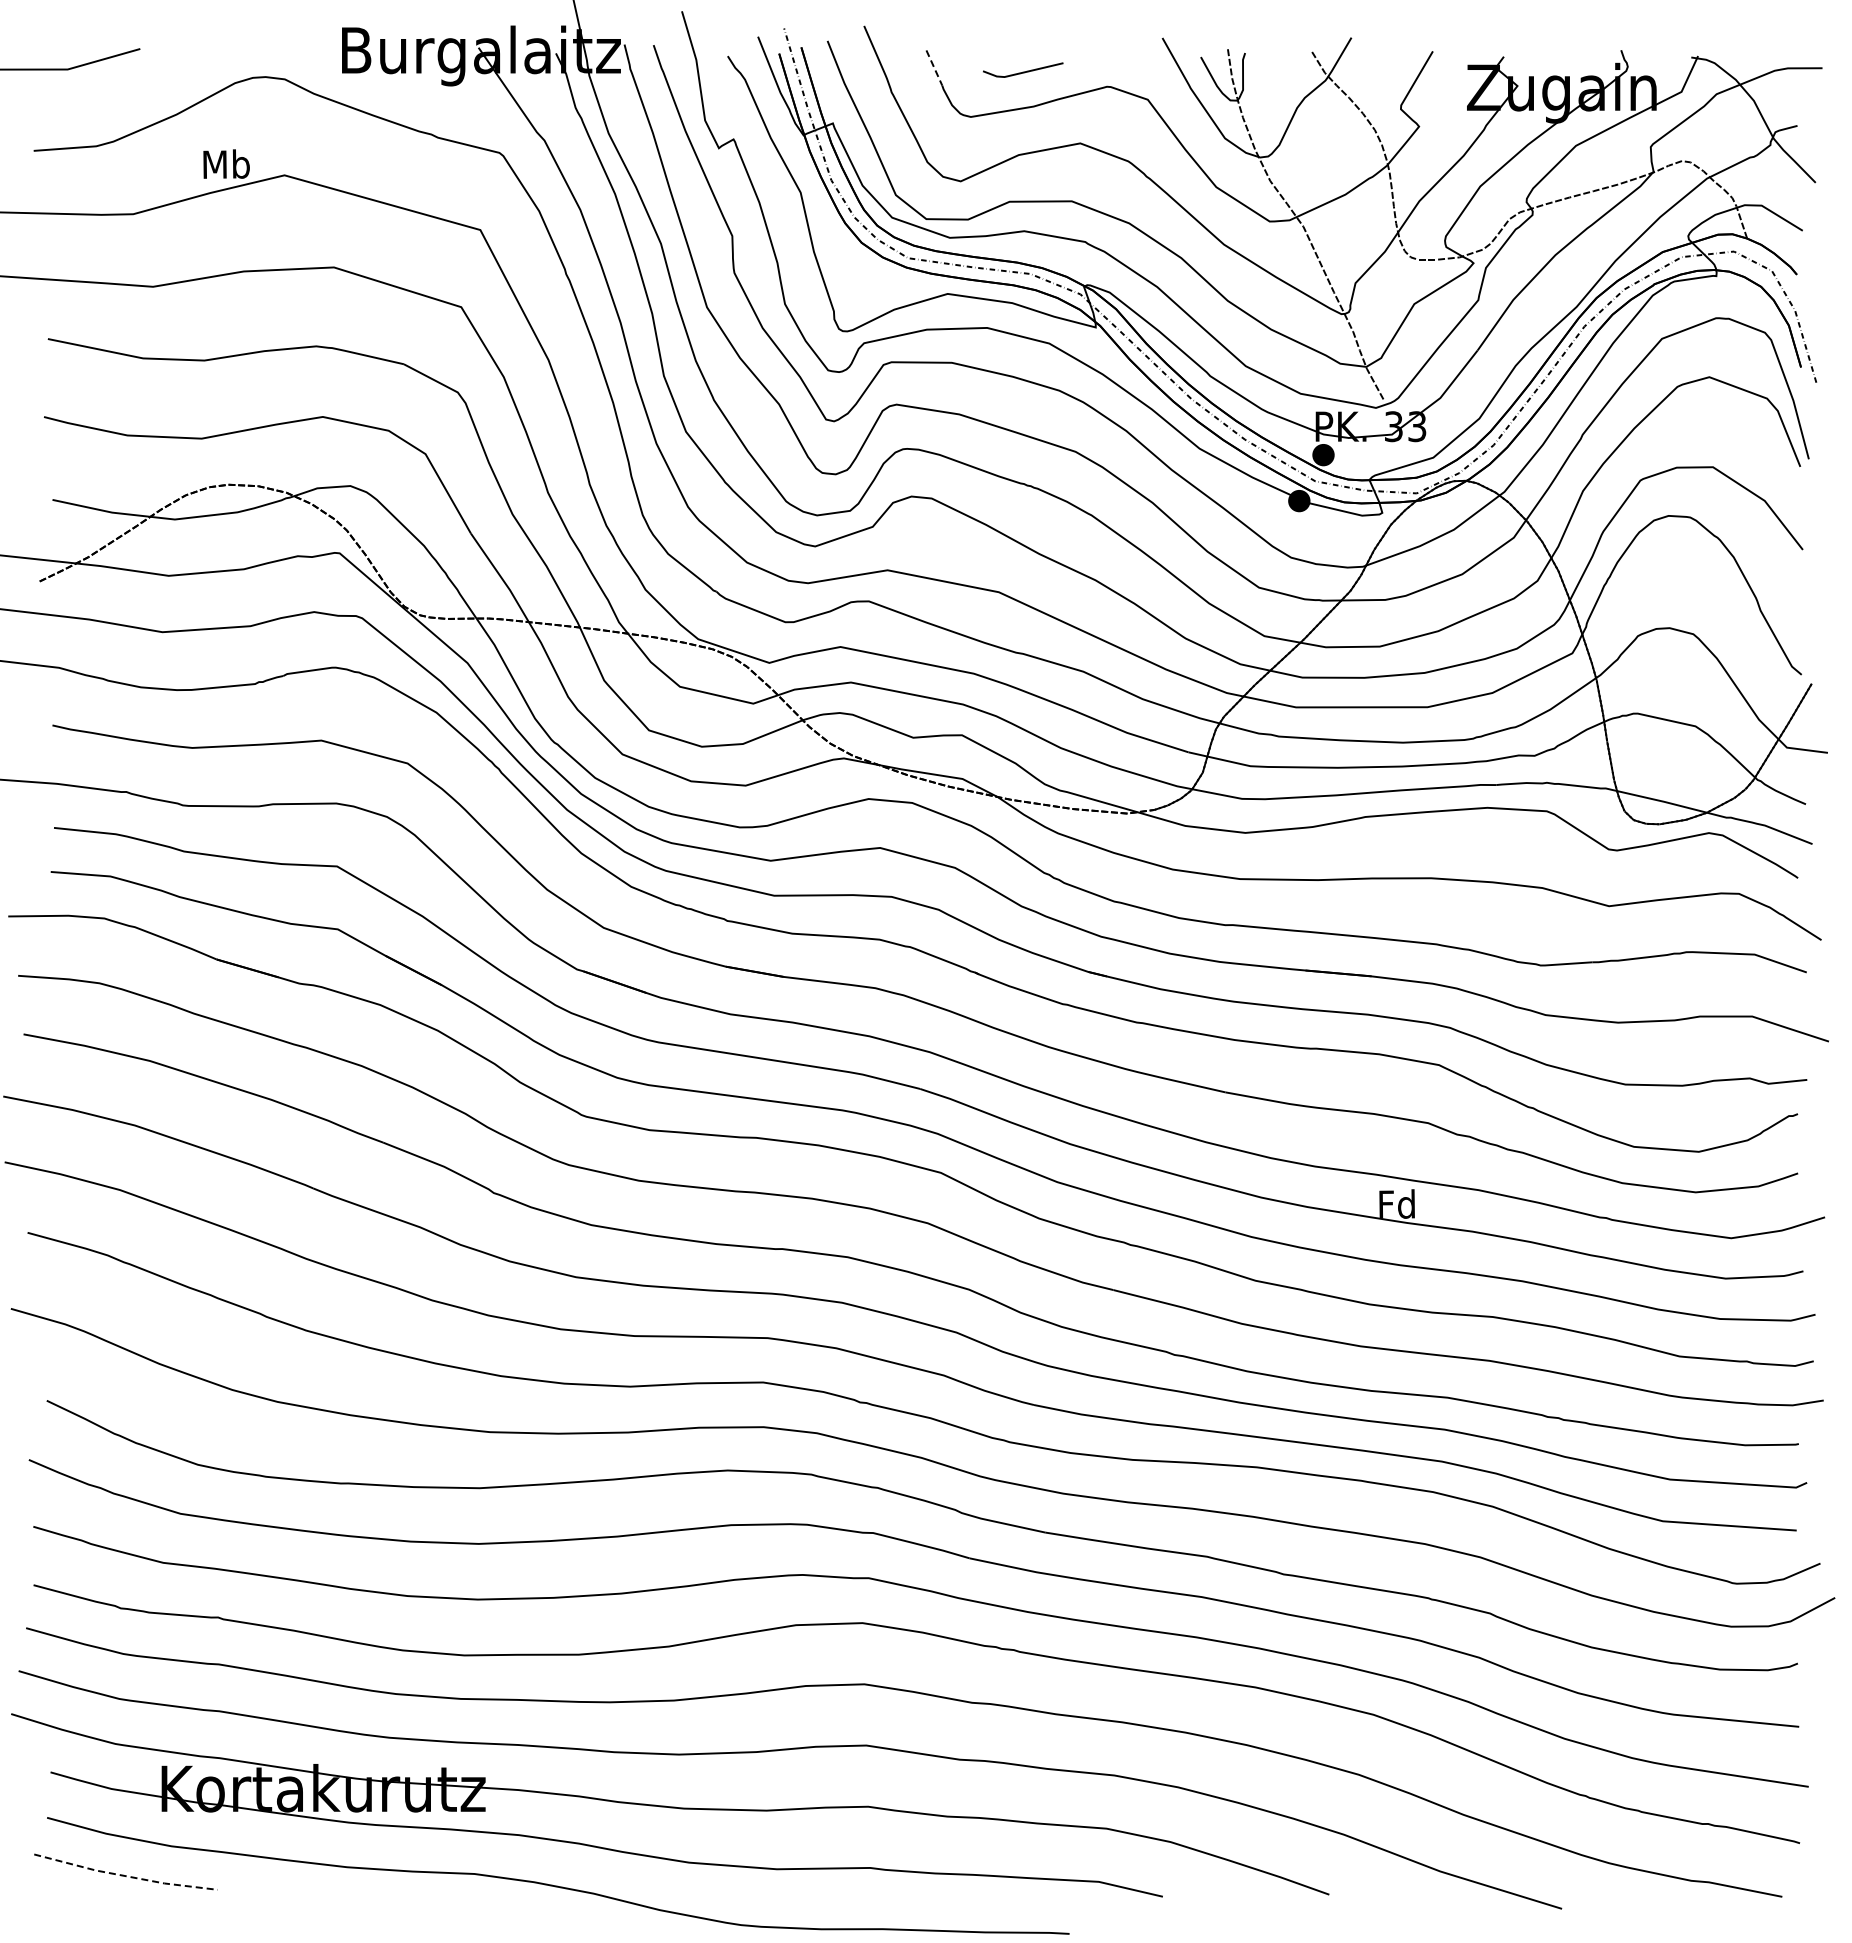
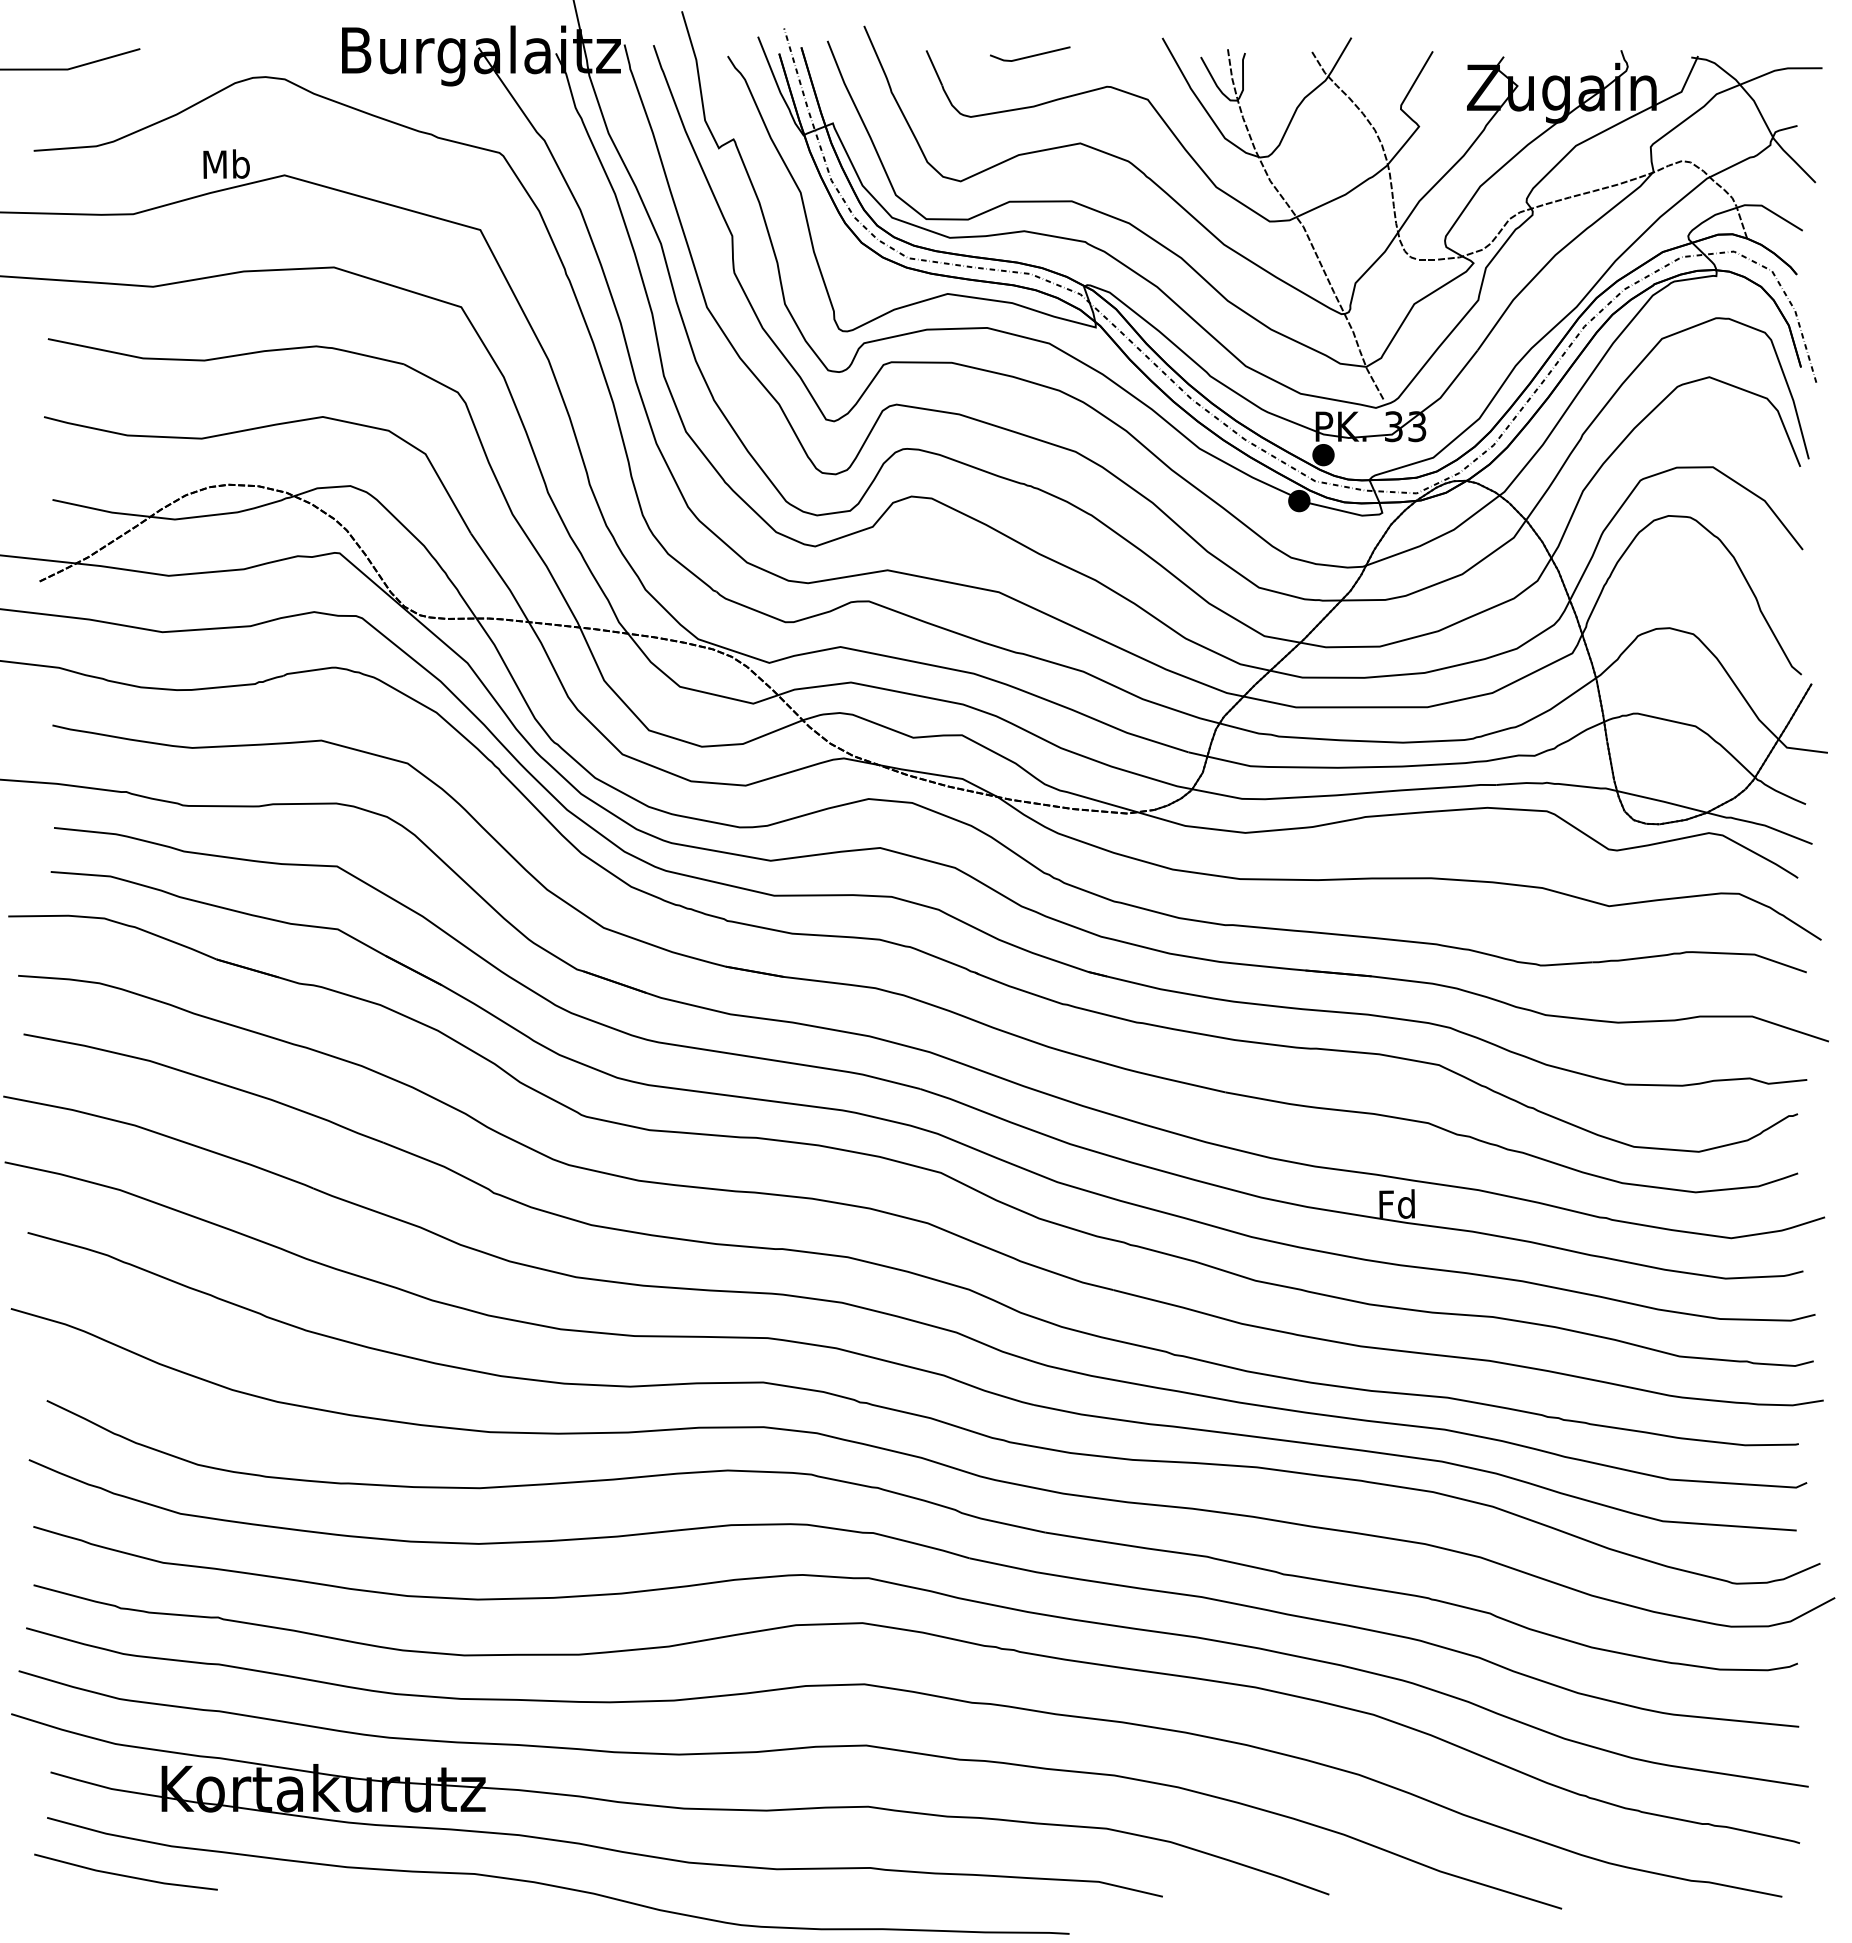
line: dashed -> solid (934, 68)
line position: (1023, 71) -> (1030, 55) (1030, 55)
line: dashed -> solid (125, 1876)
